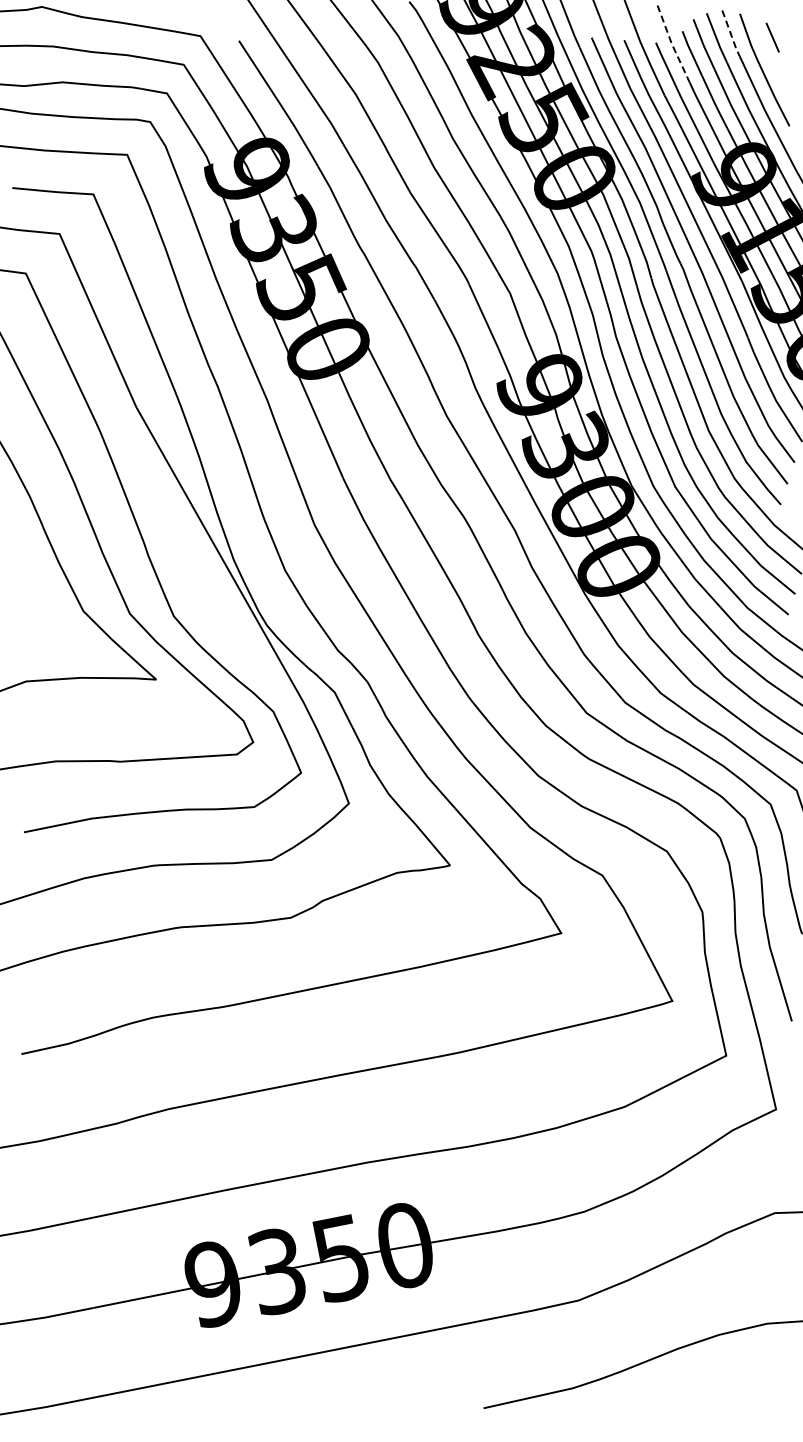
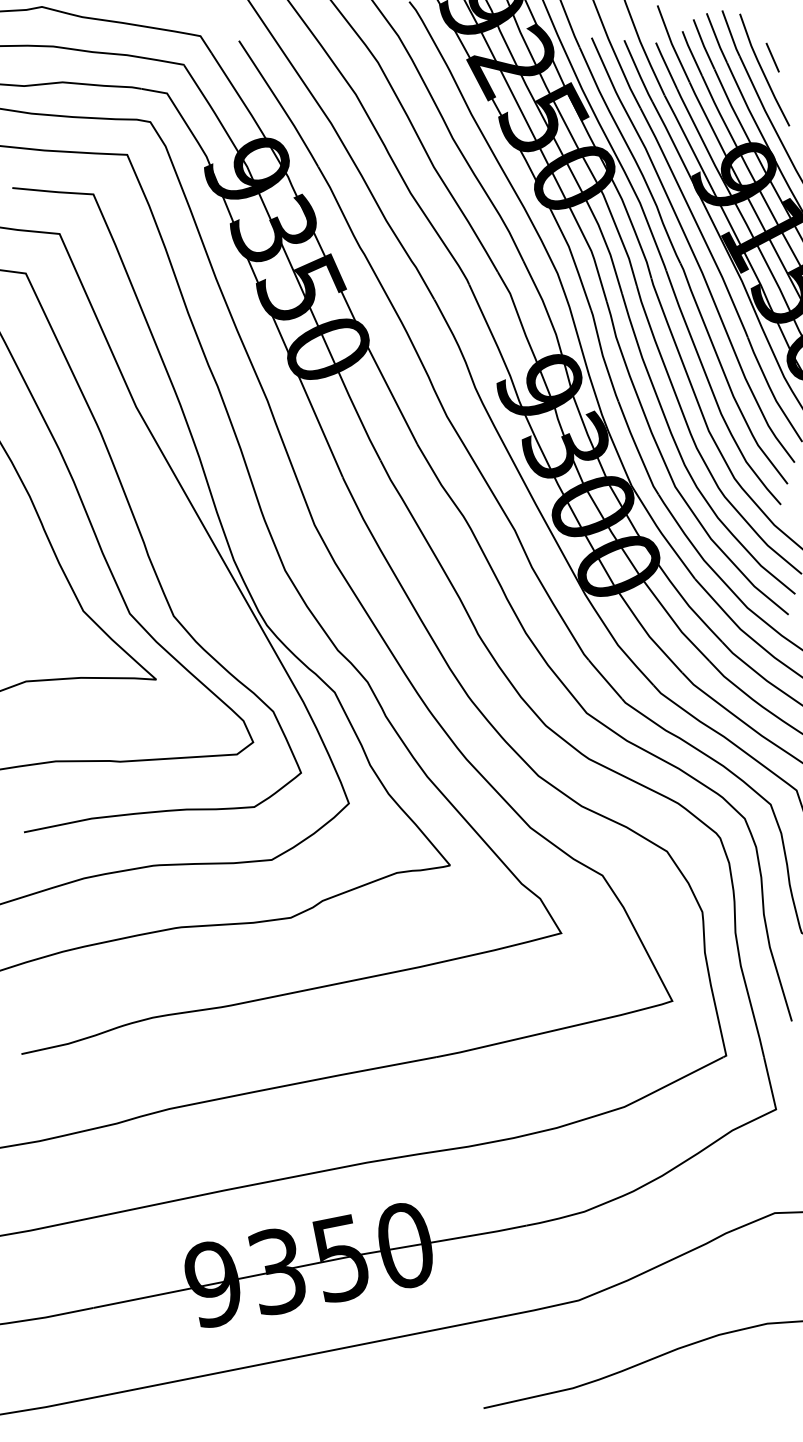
line: dashed -> solid (731, 34)
line position: (772, 37) -> (772, 57) (772, 57)
line: dashed -> solid (671, 43)
